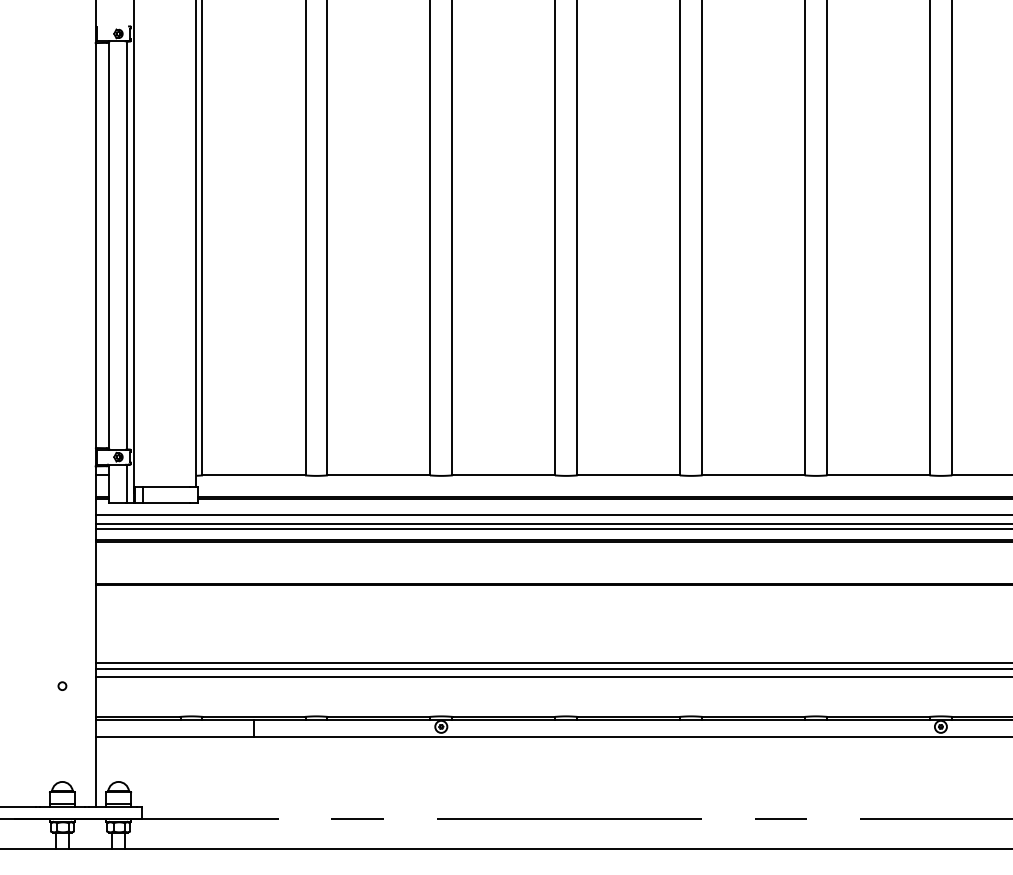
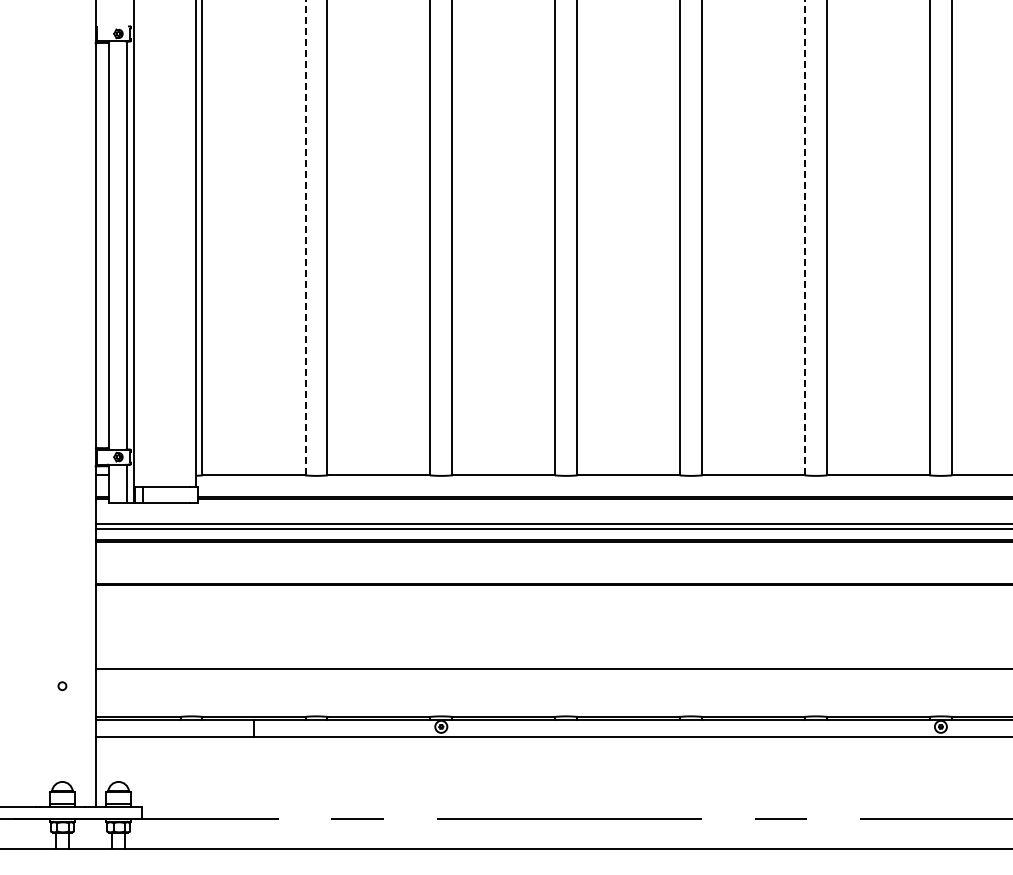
line: solid -> dashed (305, 238)
line: solid -> dashed (805, 238)
line: present -> none (552, 515)
line: present -> none (552, 663)
line: present -> none (552, 676)
